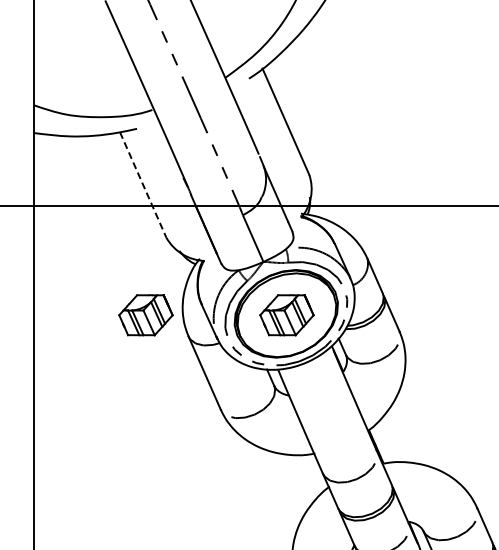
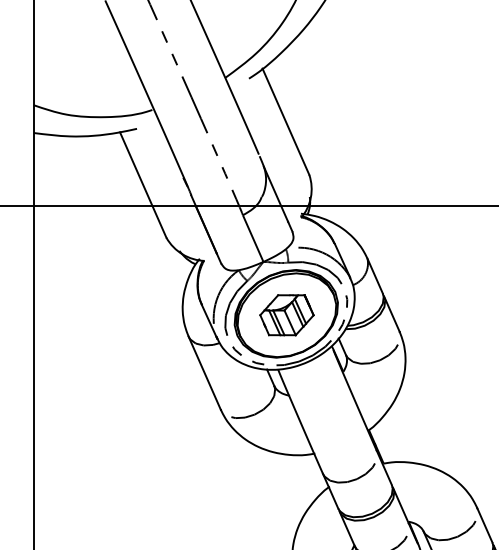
line: dashed -> solid (143, 185)
part: present -> none (145, 315)
